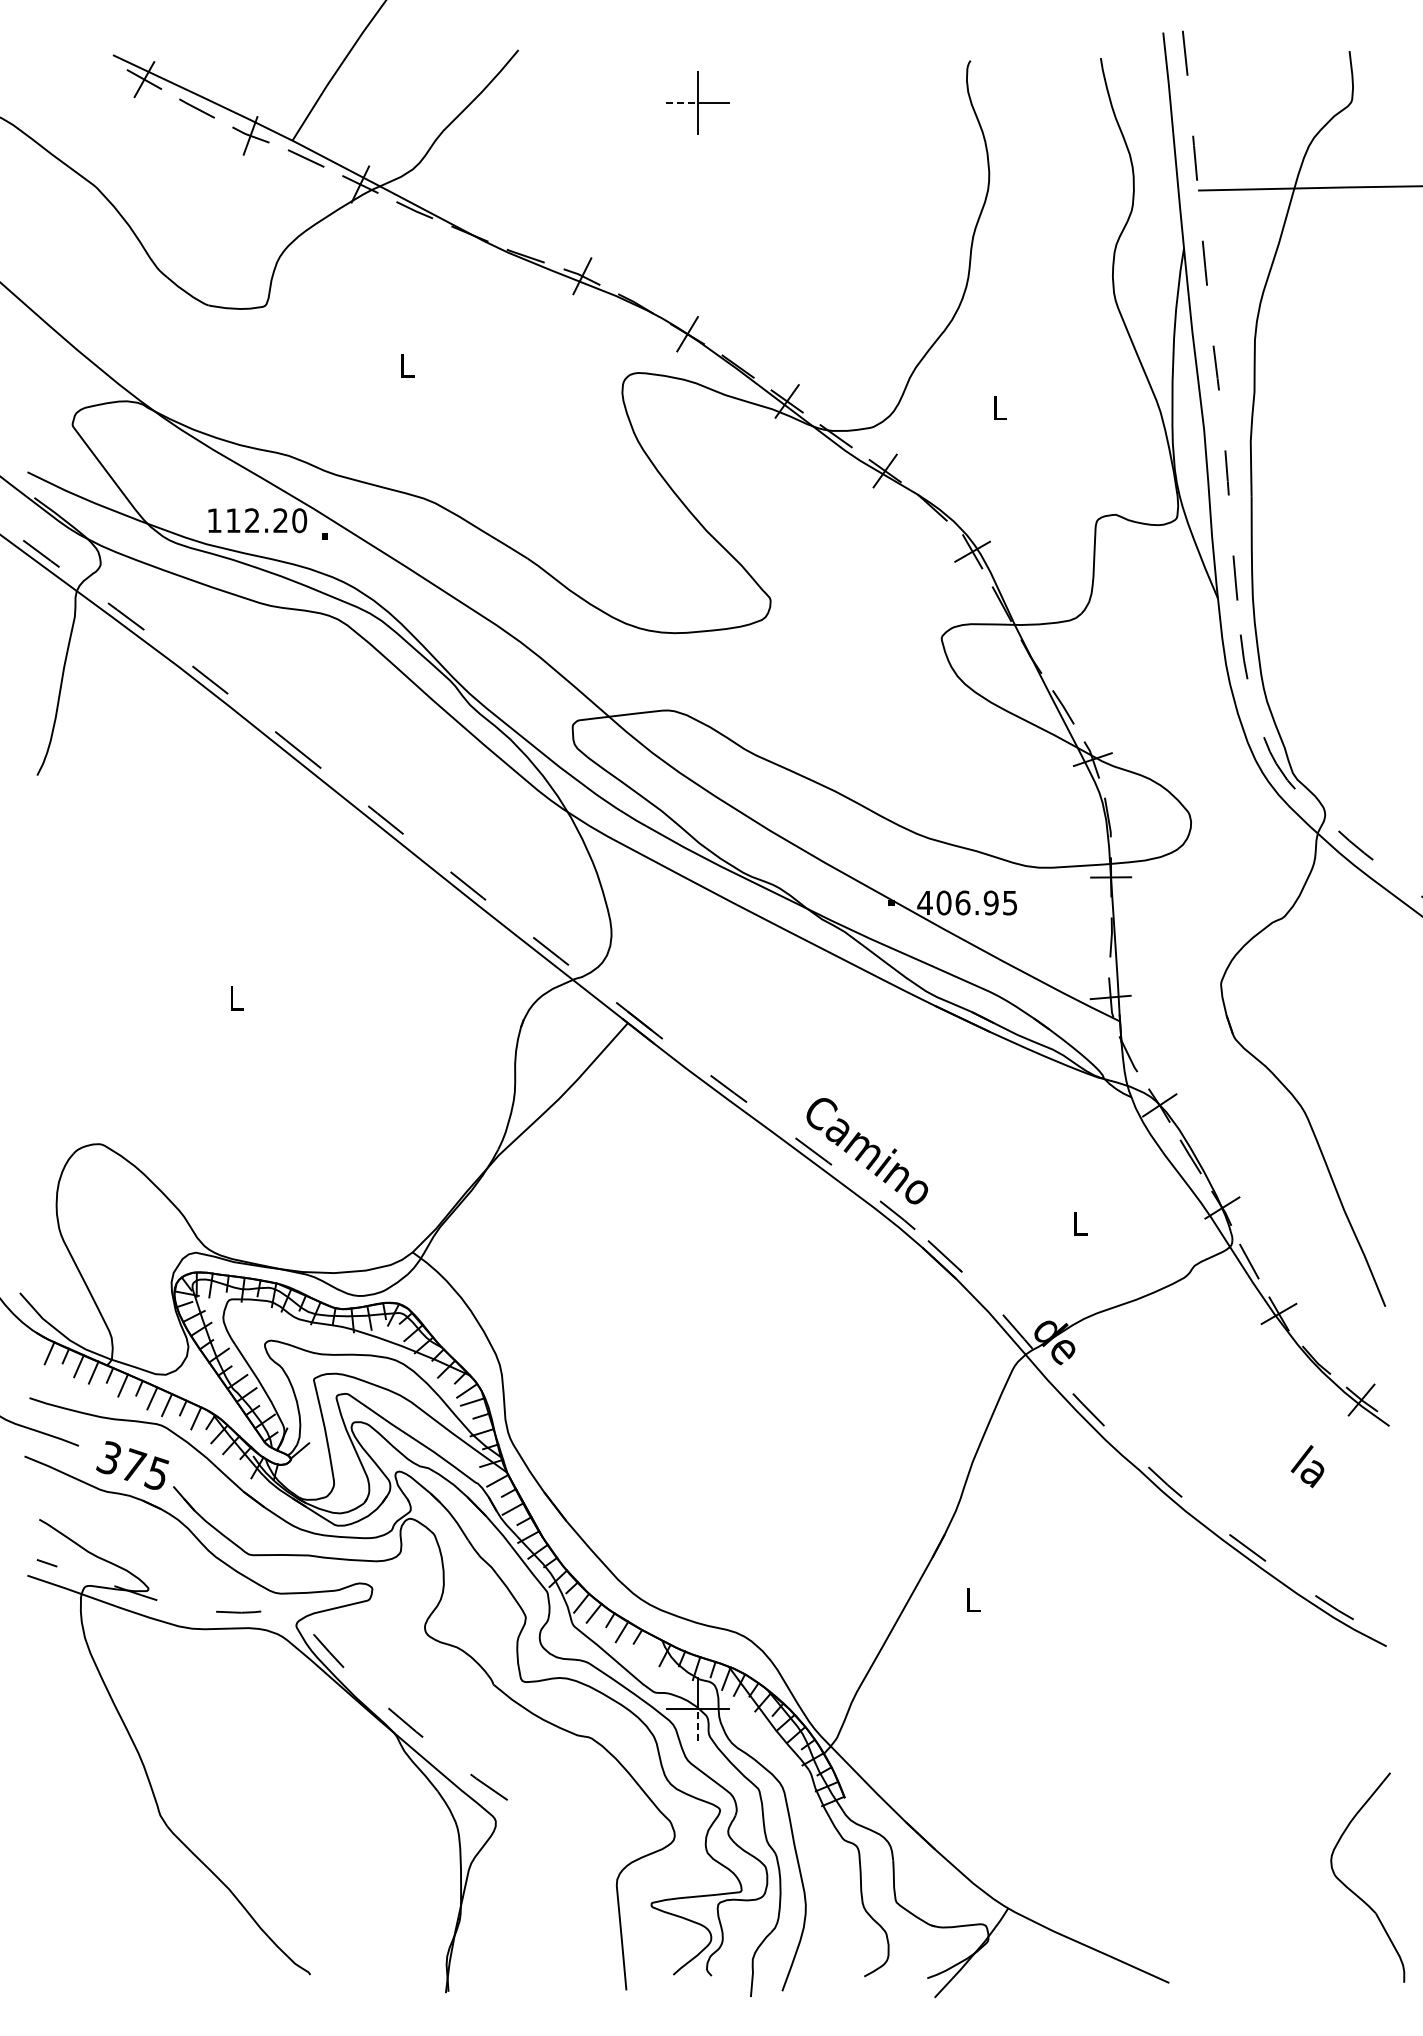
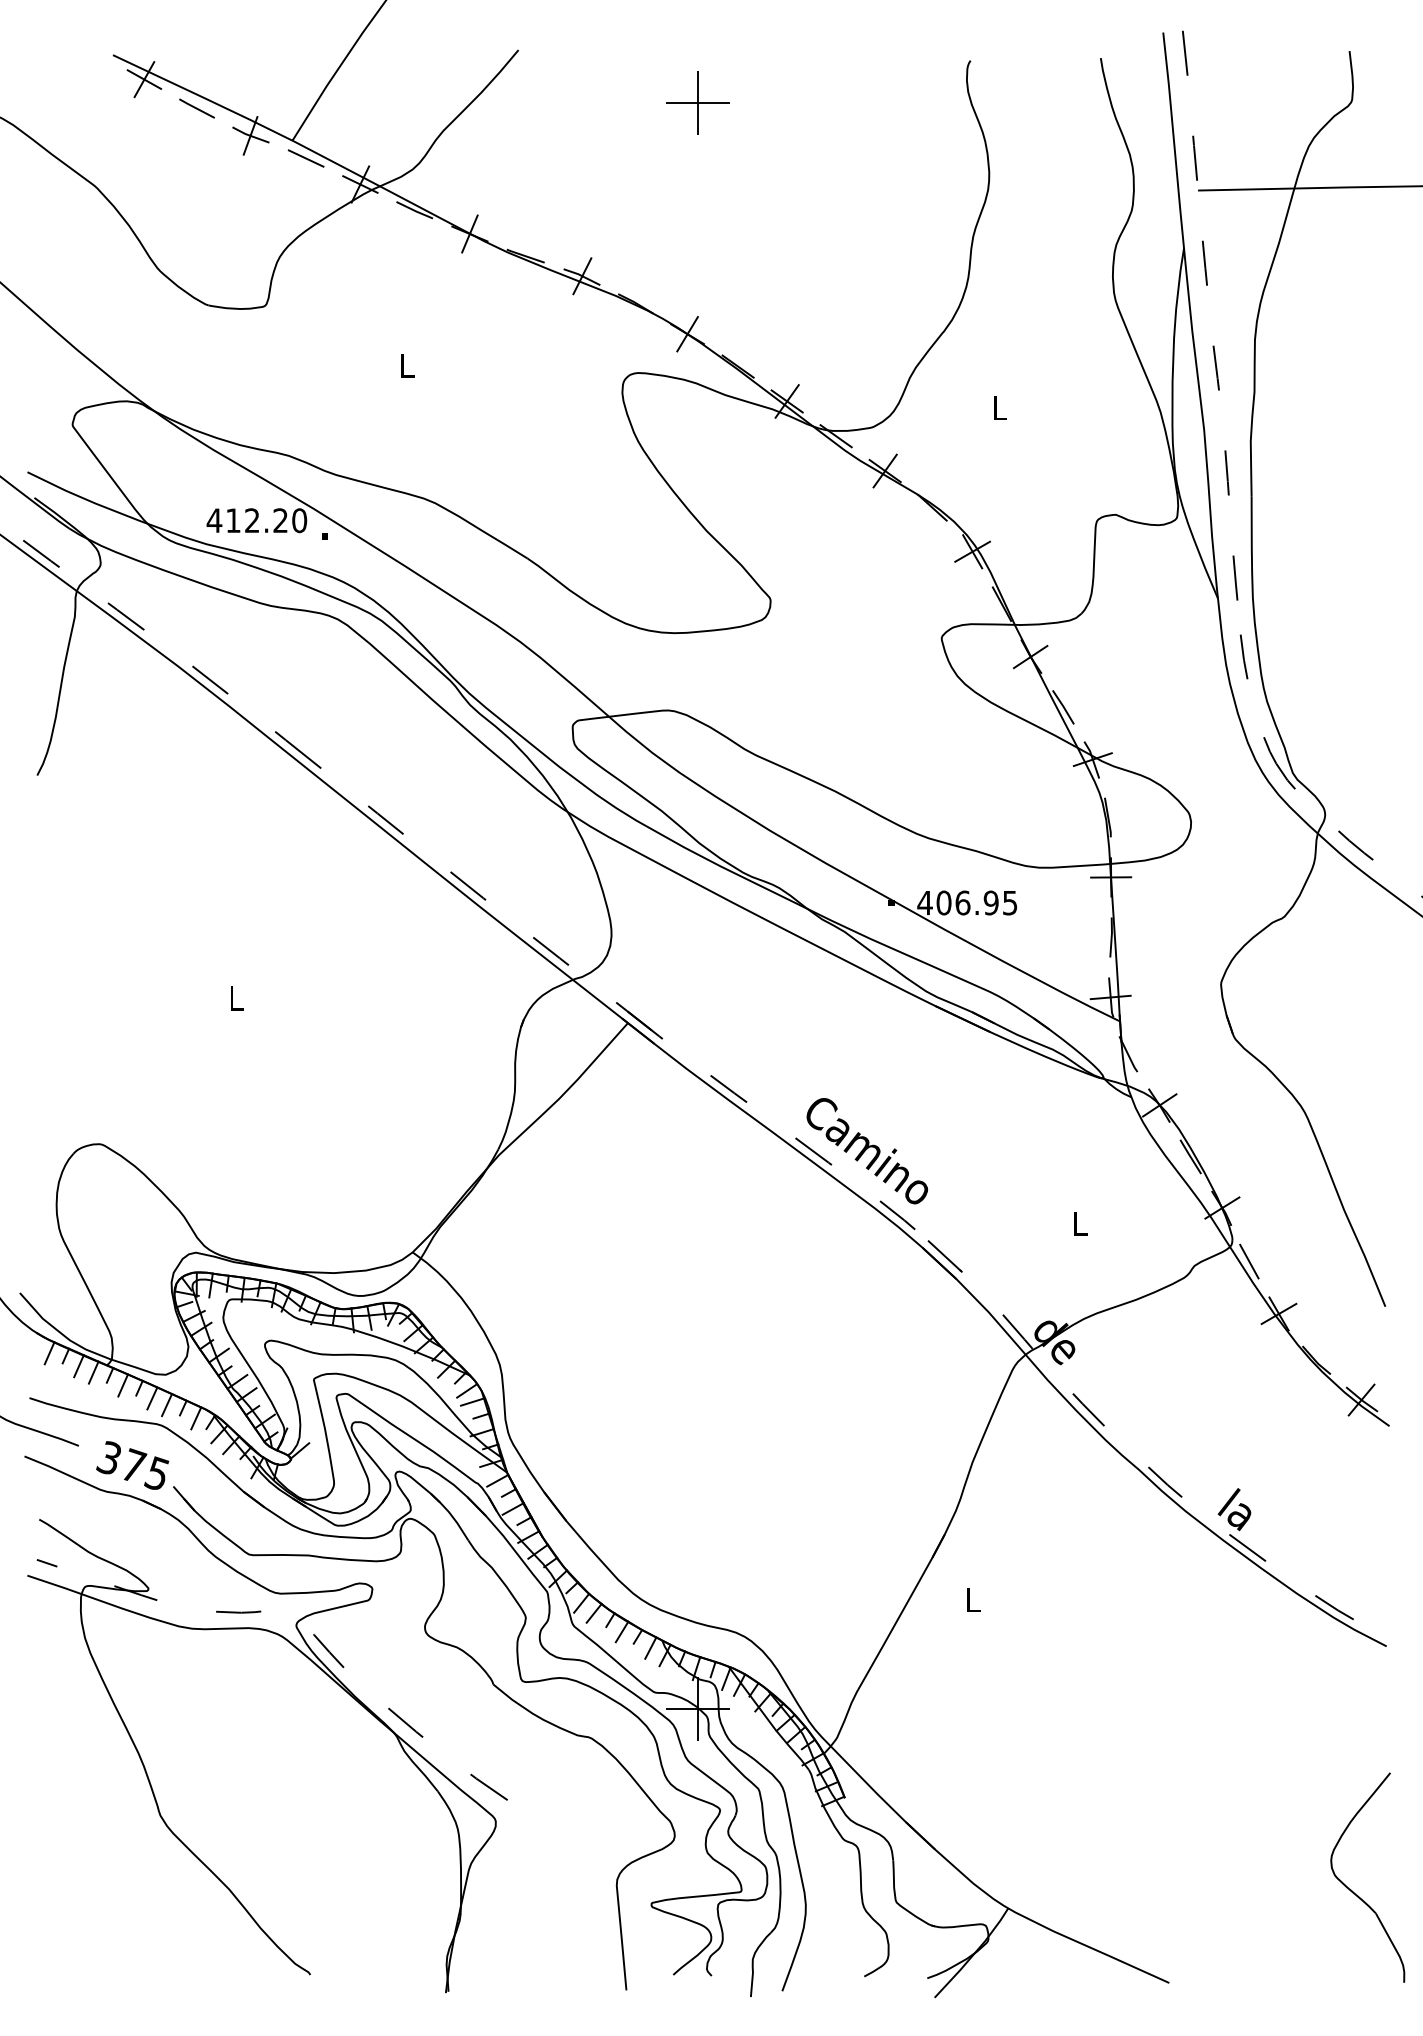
line: dashed -> solid (682, 103)
line: none -> present (469, 233)
text: 112.20 -> 412.20 (214, 520)
line: none -> present (1030, 656)
text position: (1307, 1466) -> (1234, 1509) (1234, 1509)
line: none -> present (650, 1647)
line: dashed -> solid (697, 1724)
